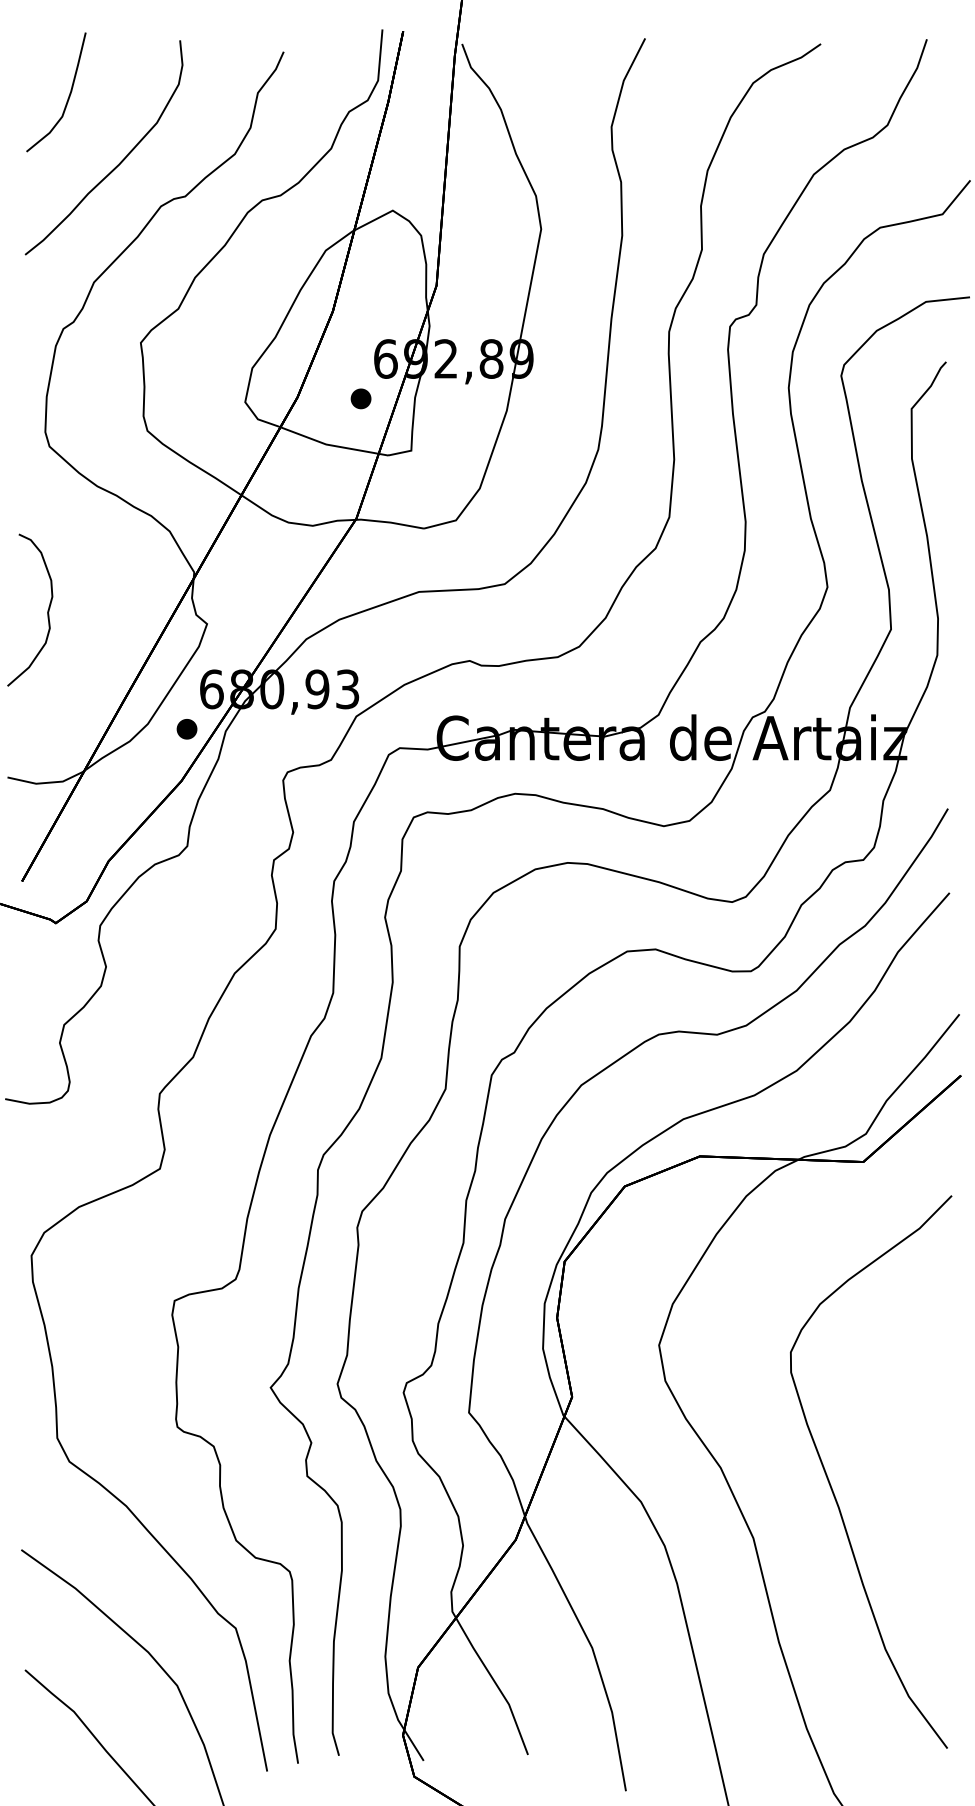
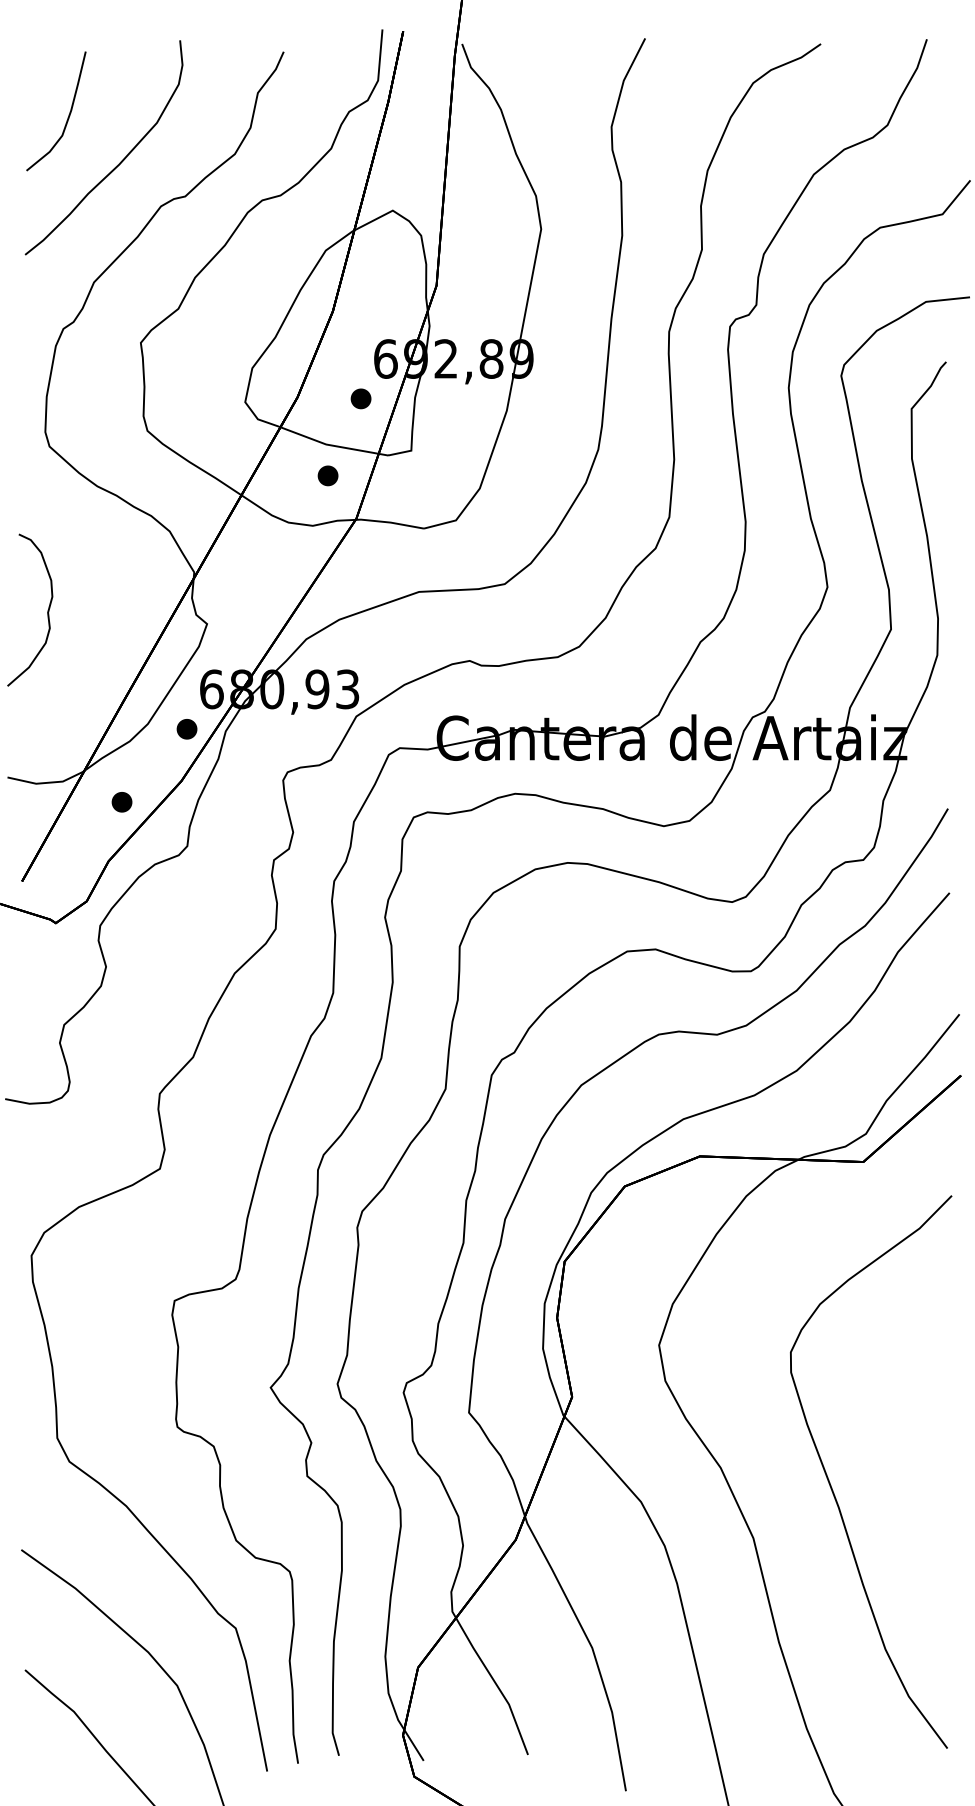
curve position: (68, 95) -> (68, 114) (68, 114)
part: none -> present (327, 475)
part: none -> present (121, 802)
